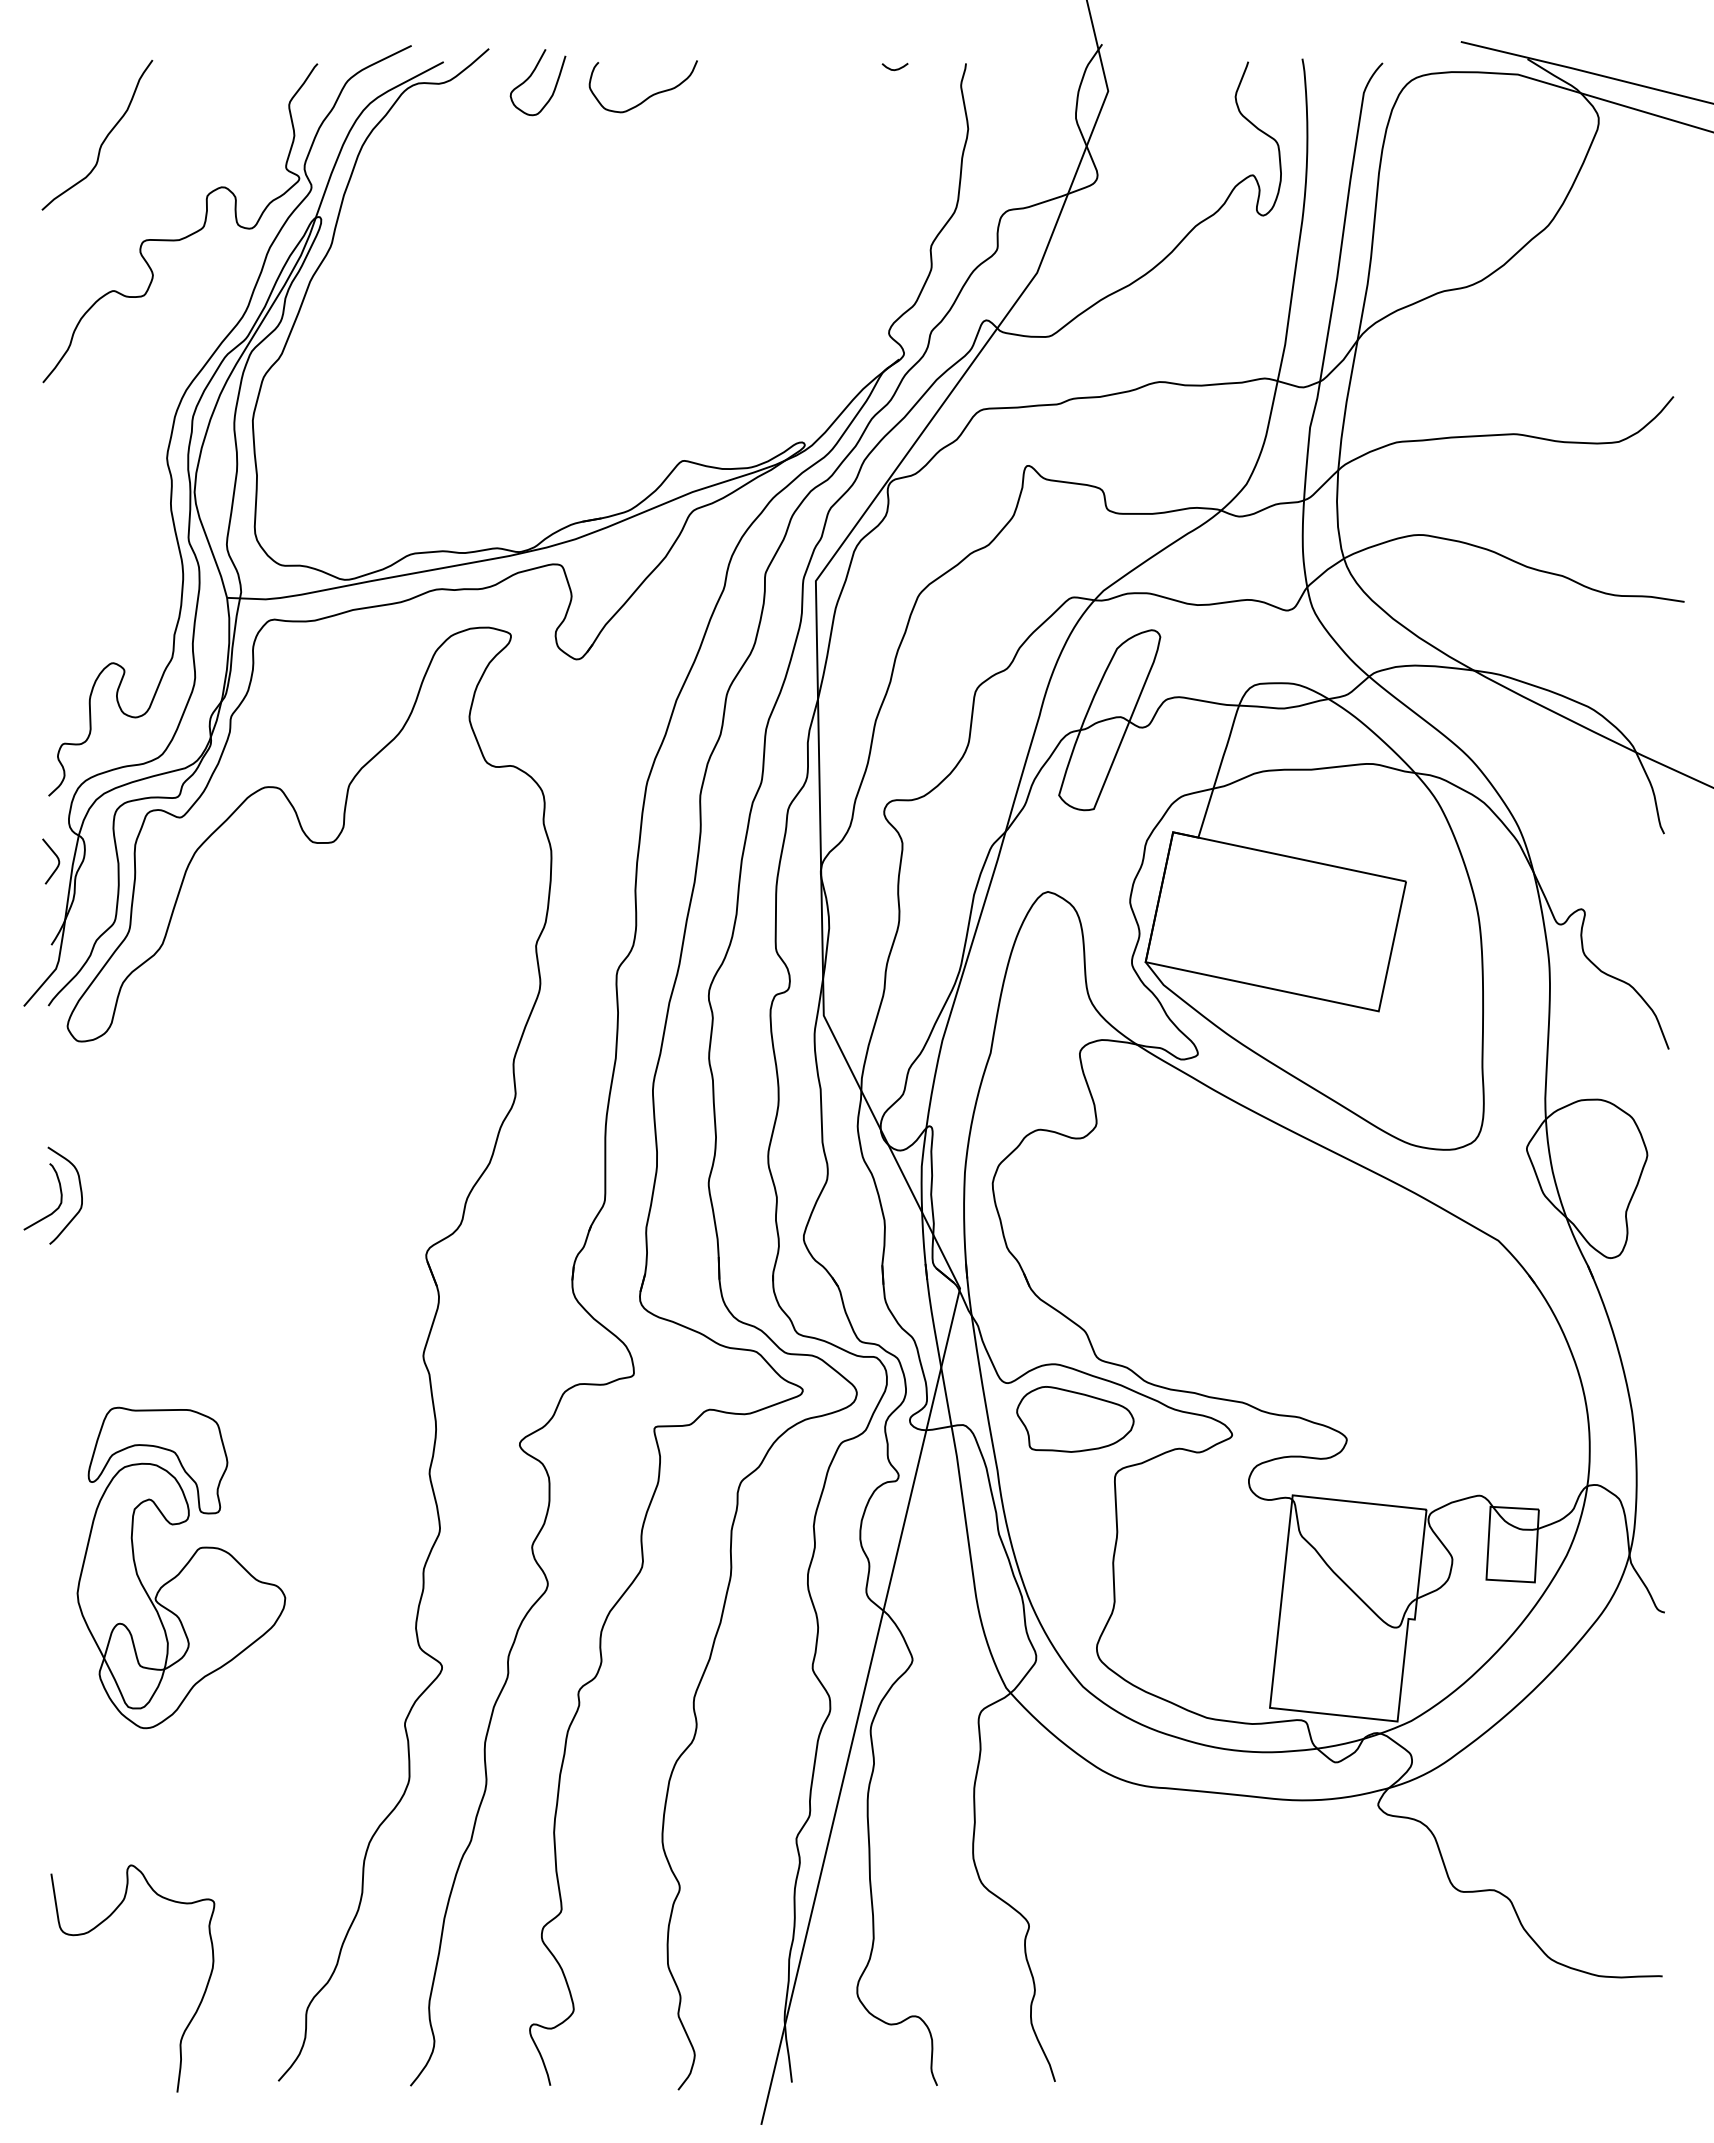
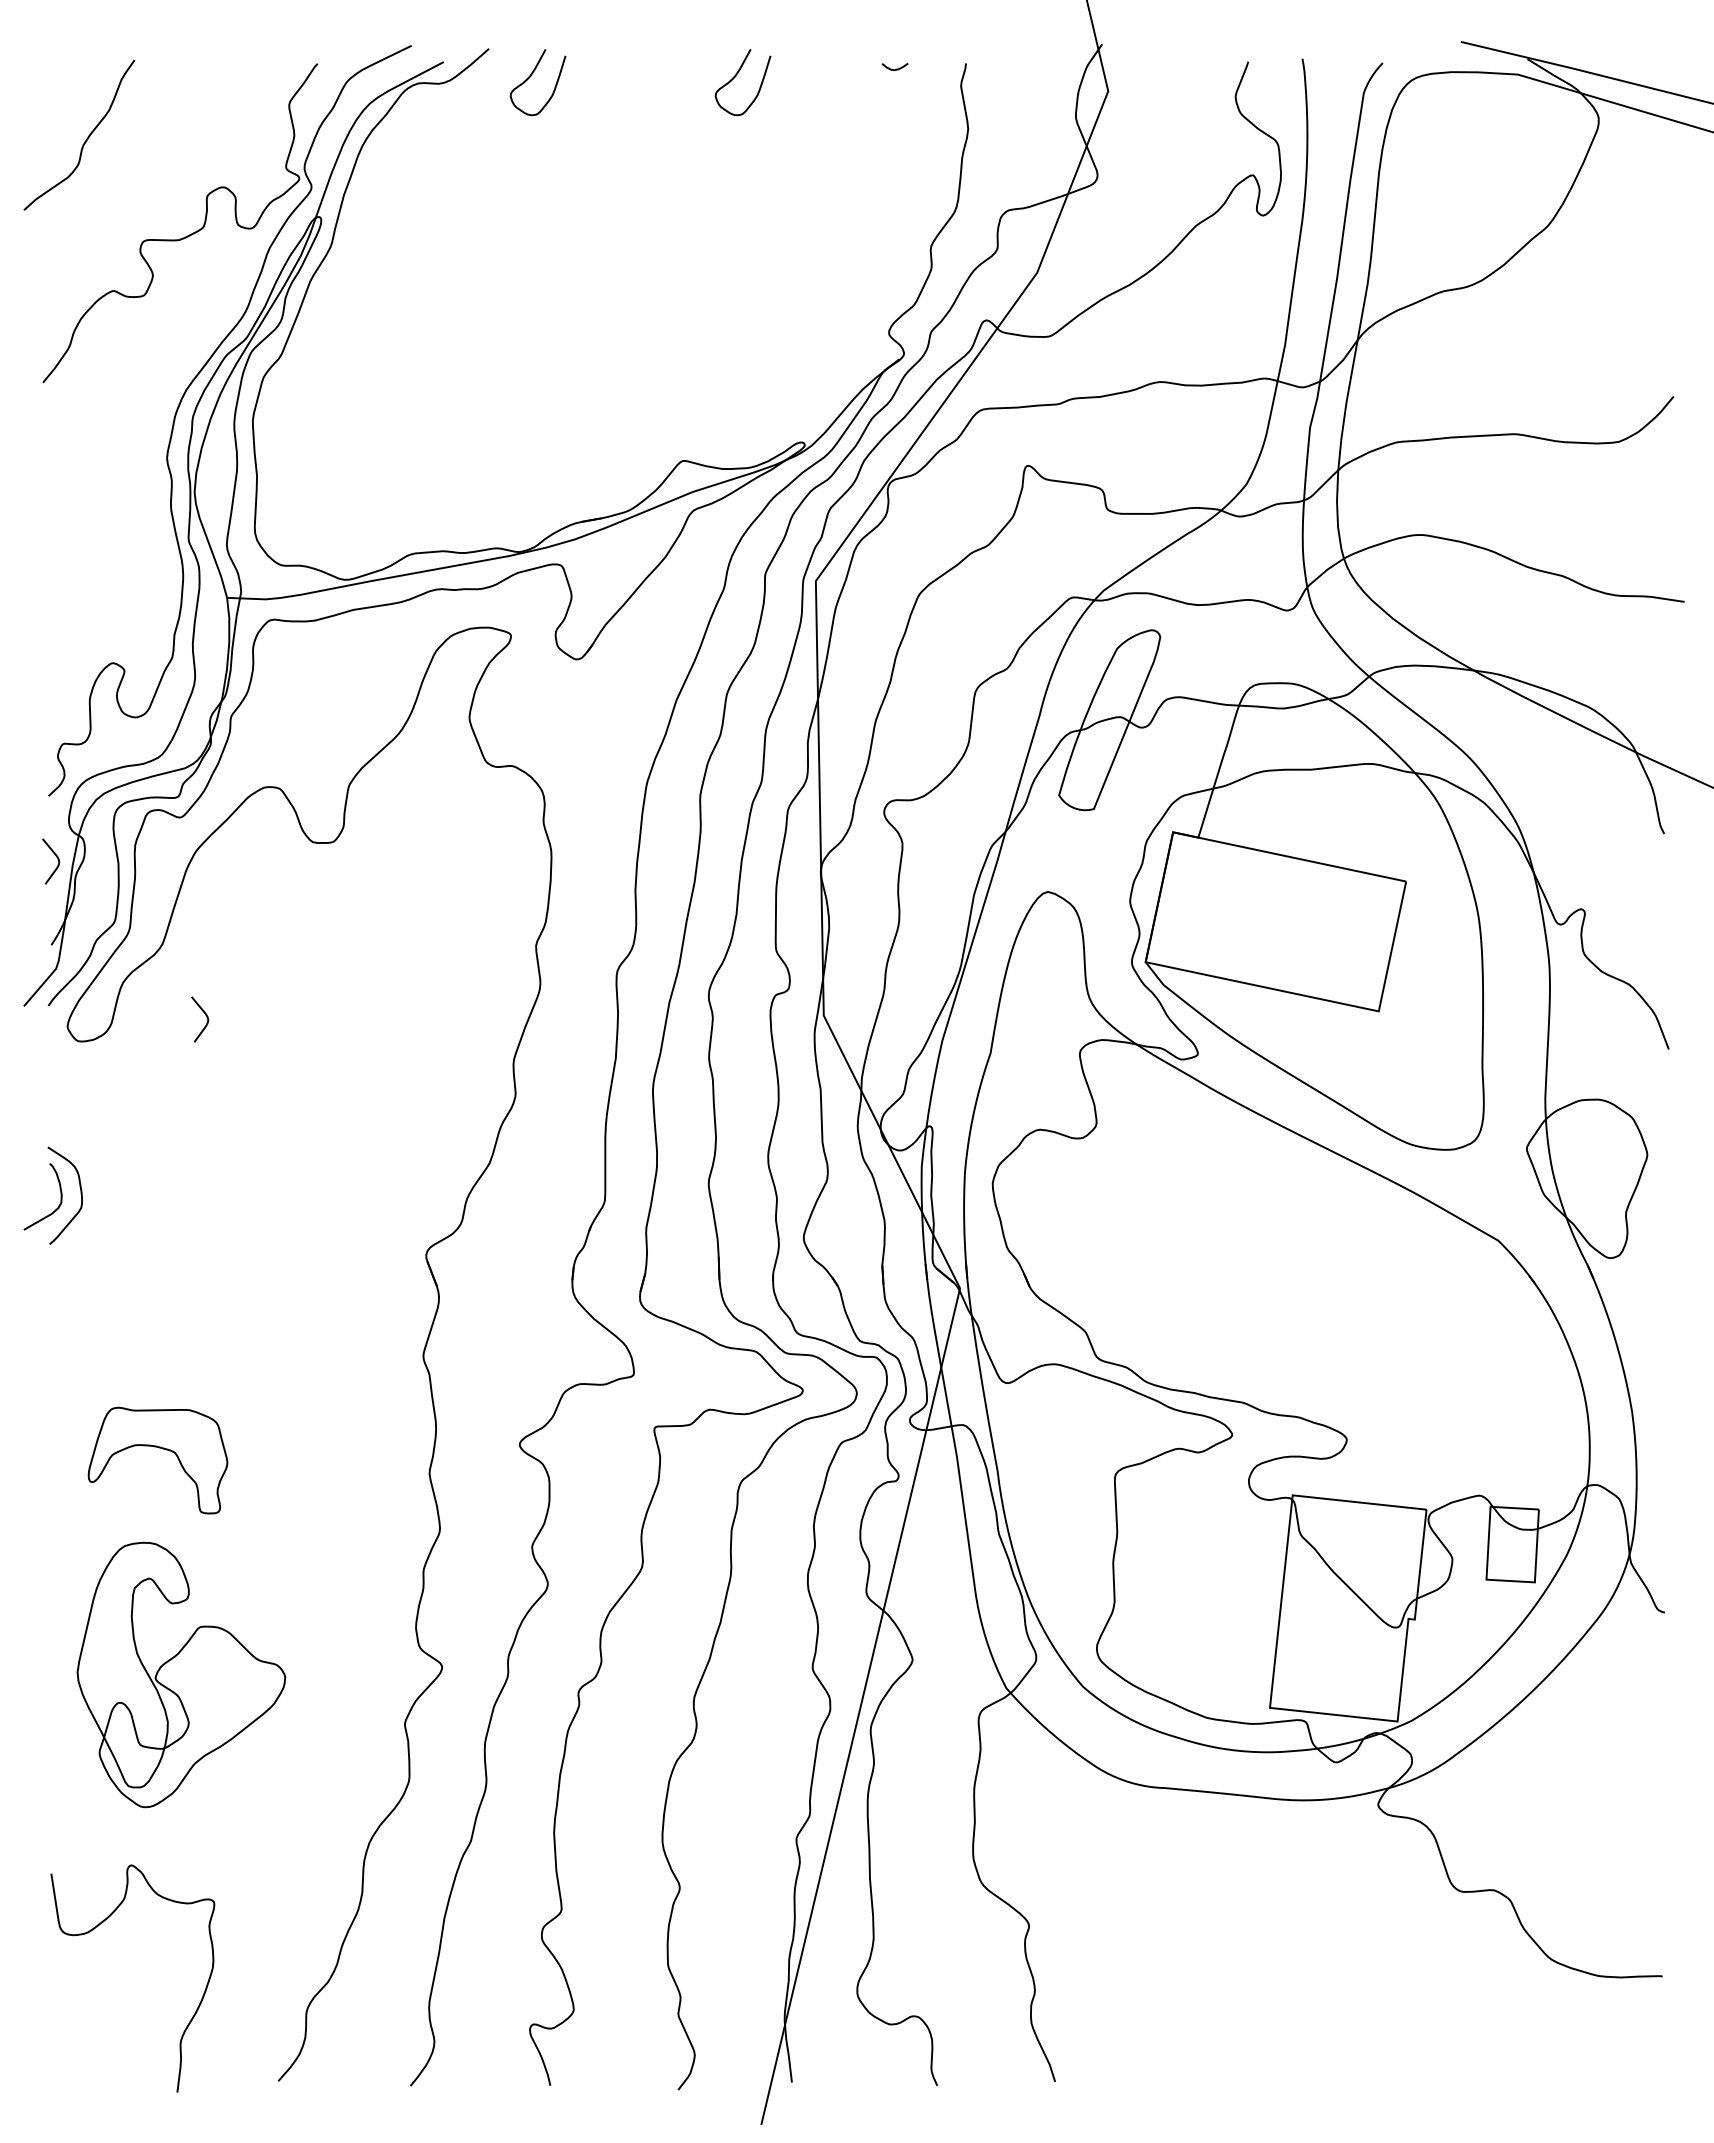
curve: none -> present (736, 76)
curve: present -> none (648, 96)
curve position: (104, 138) -> (86, 138) (86, 138)
curve: none -> present (206, 1017)
part: present -> none (1075, 1419)
part position: (181, 1595) -> (181, 1674) (181, 1674)
